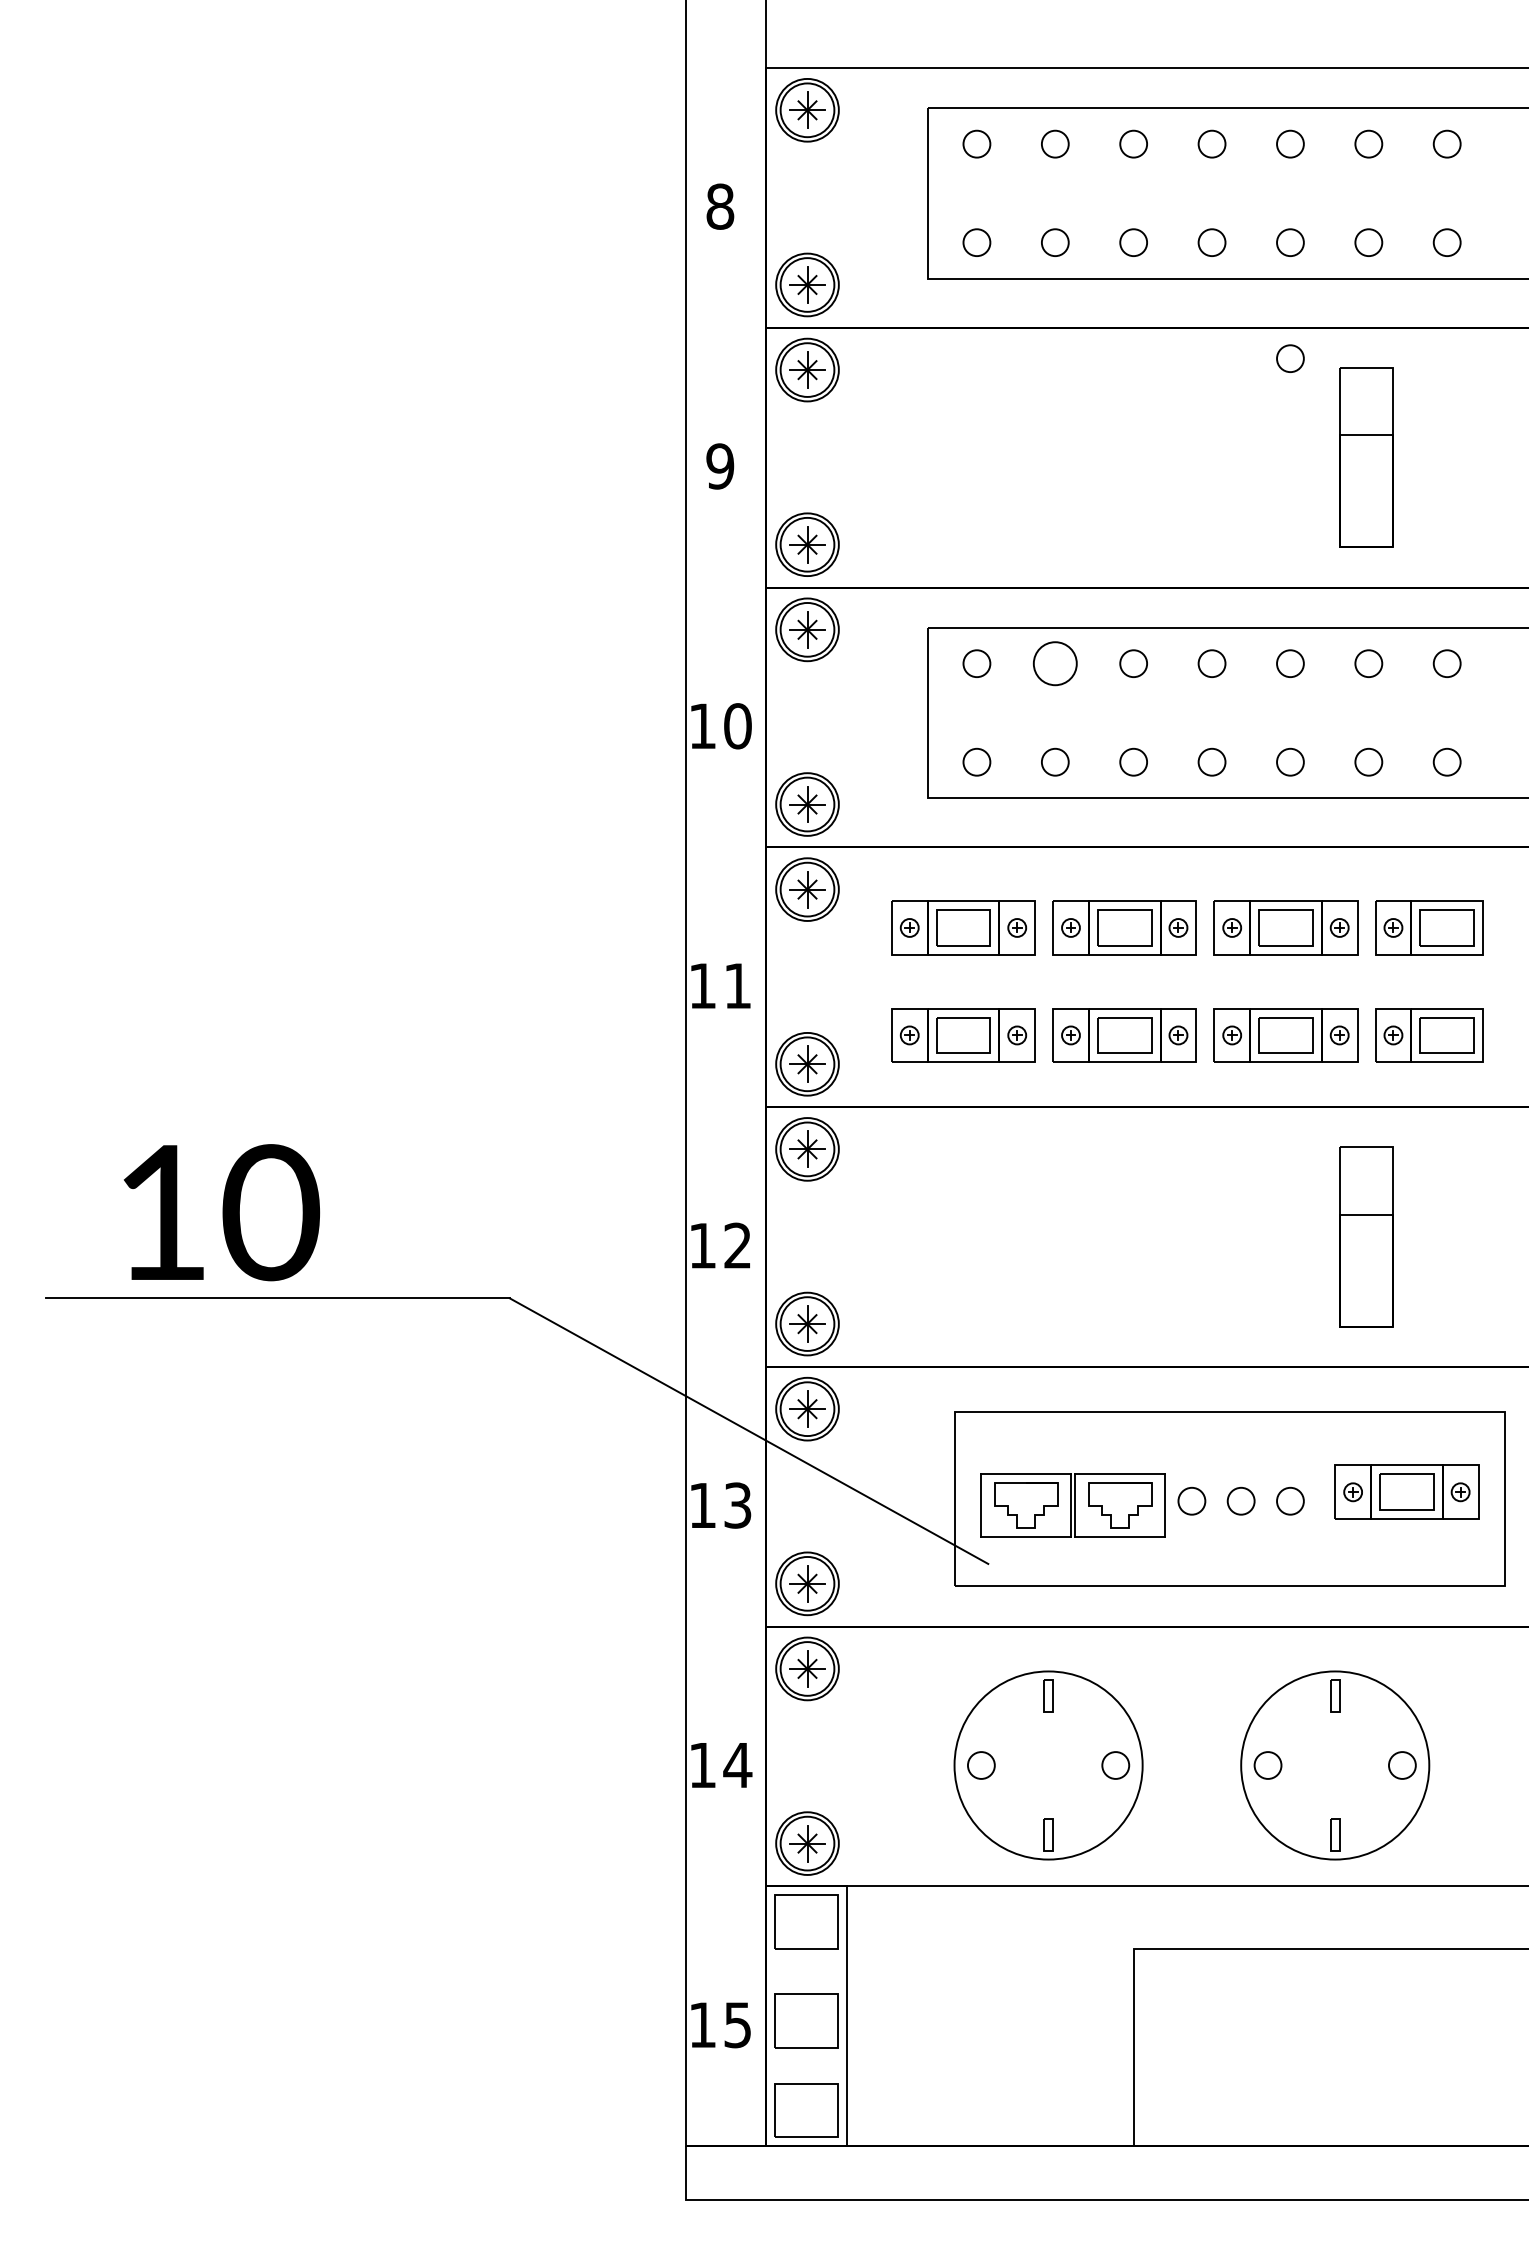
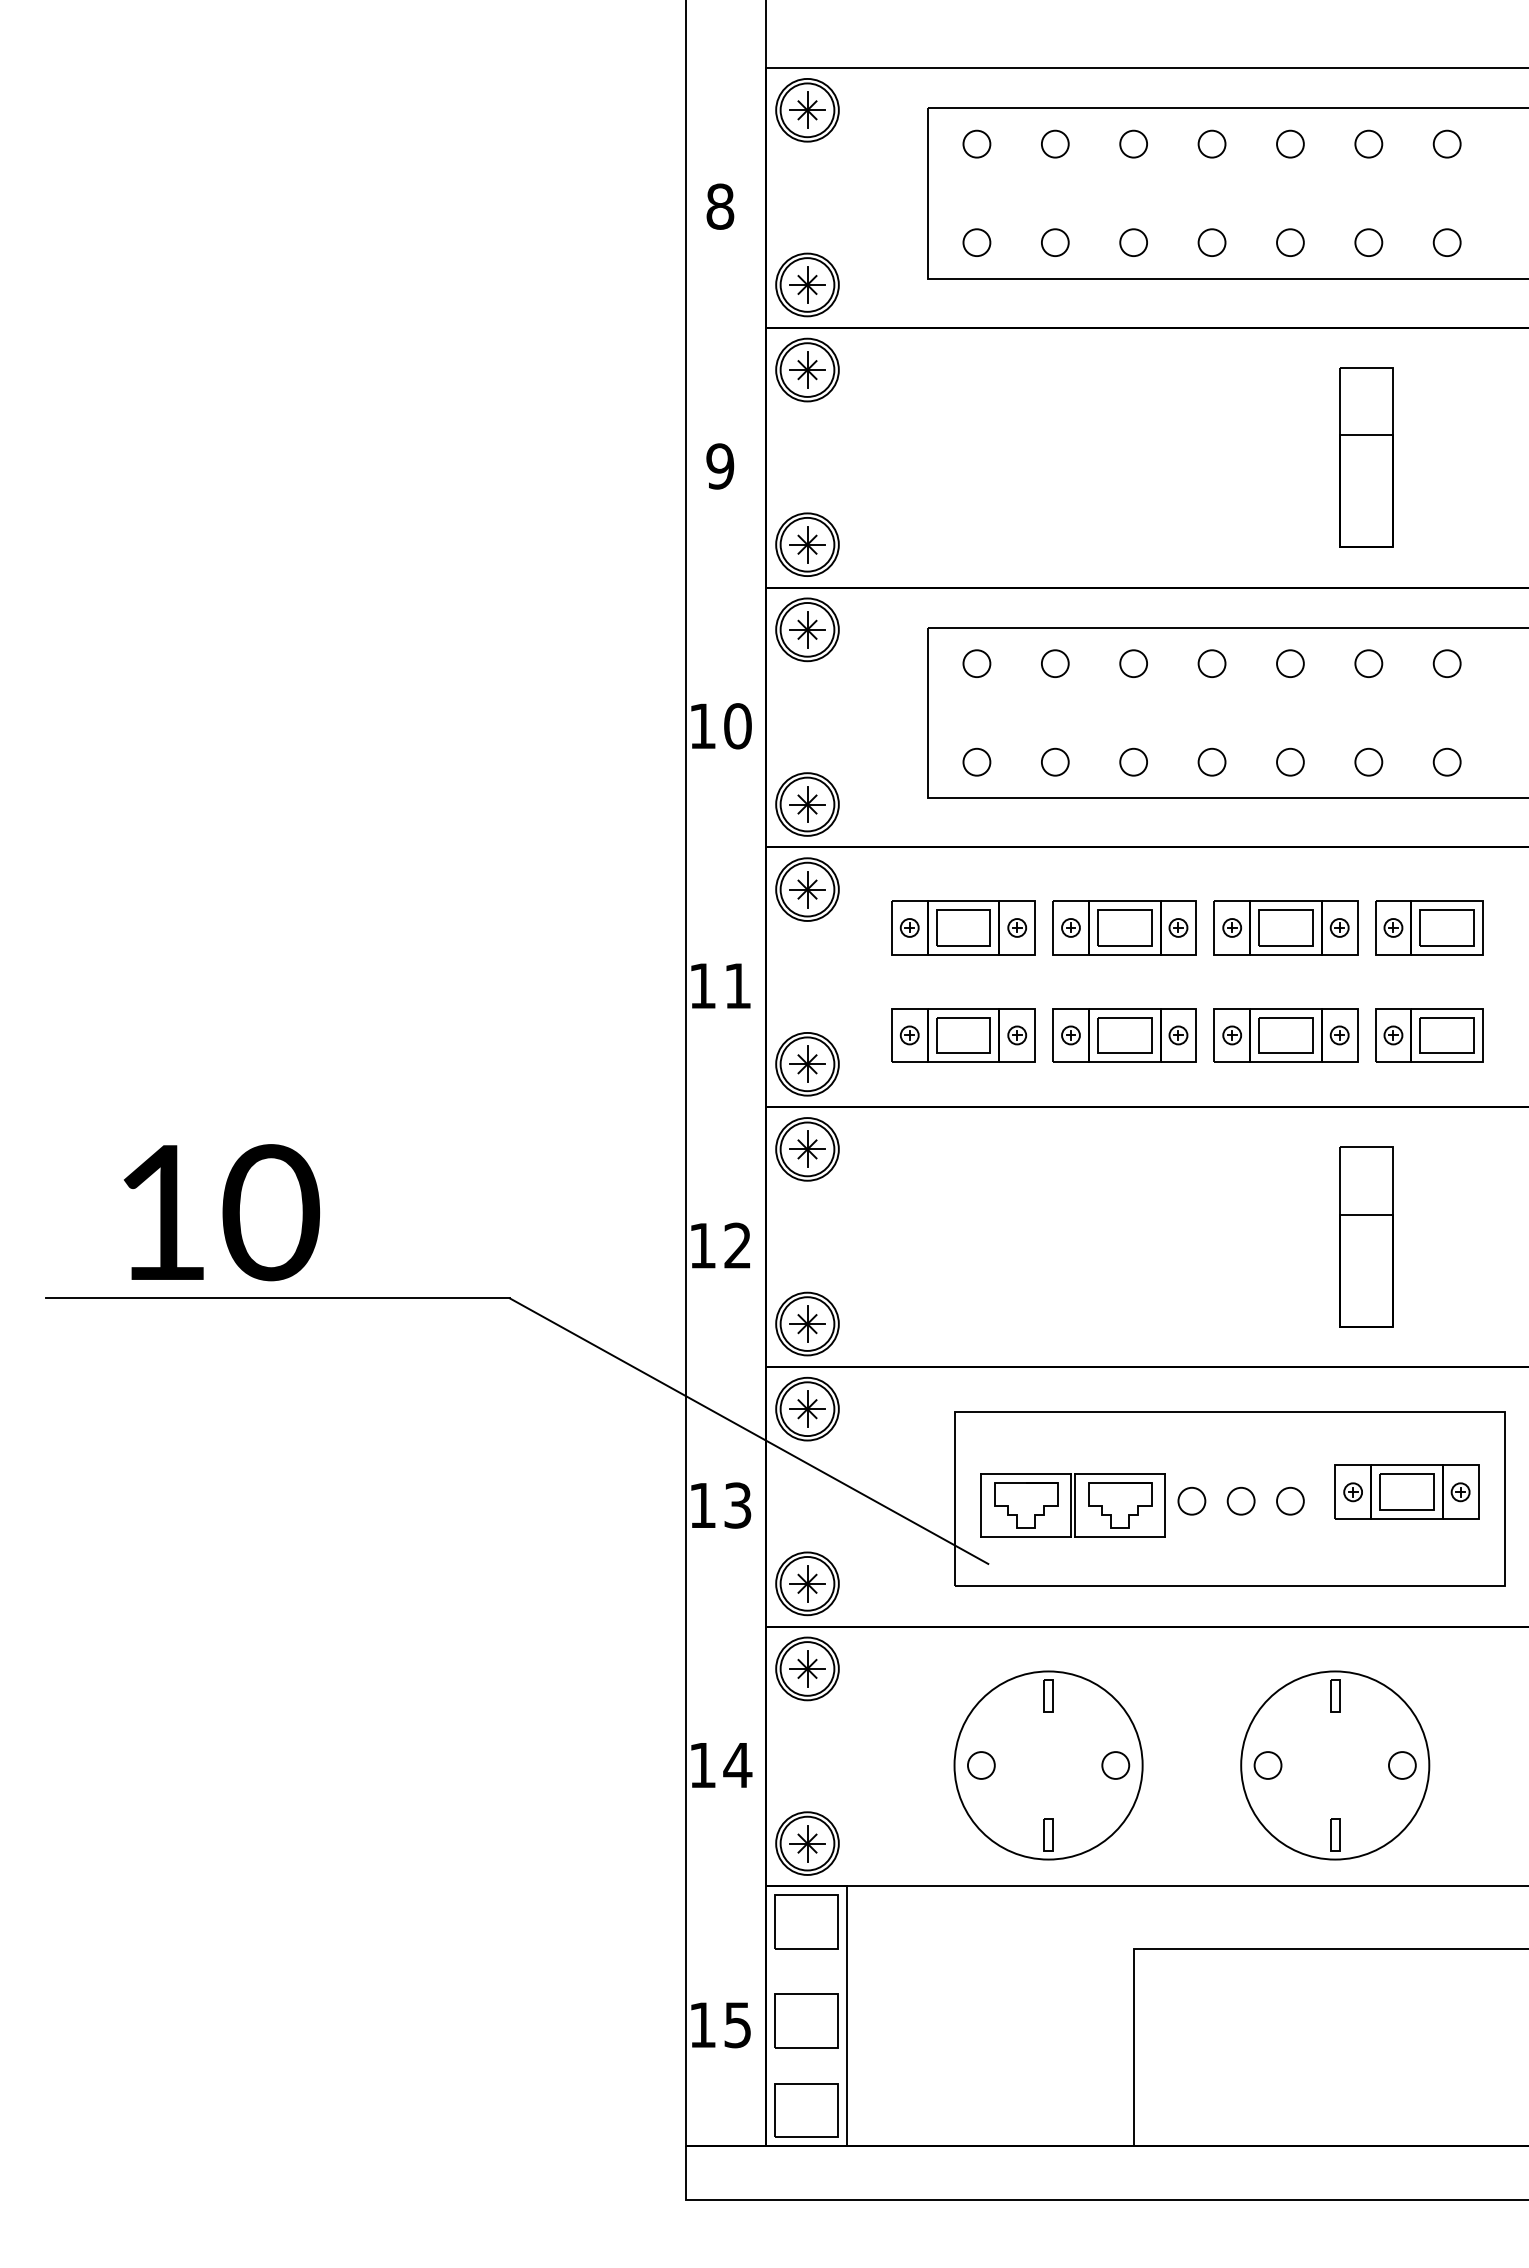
circle: present -> none (1290, 358)
circle diameter: 43 px -> 27 px (1054, 663)
